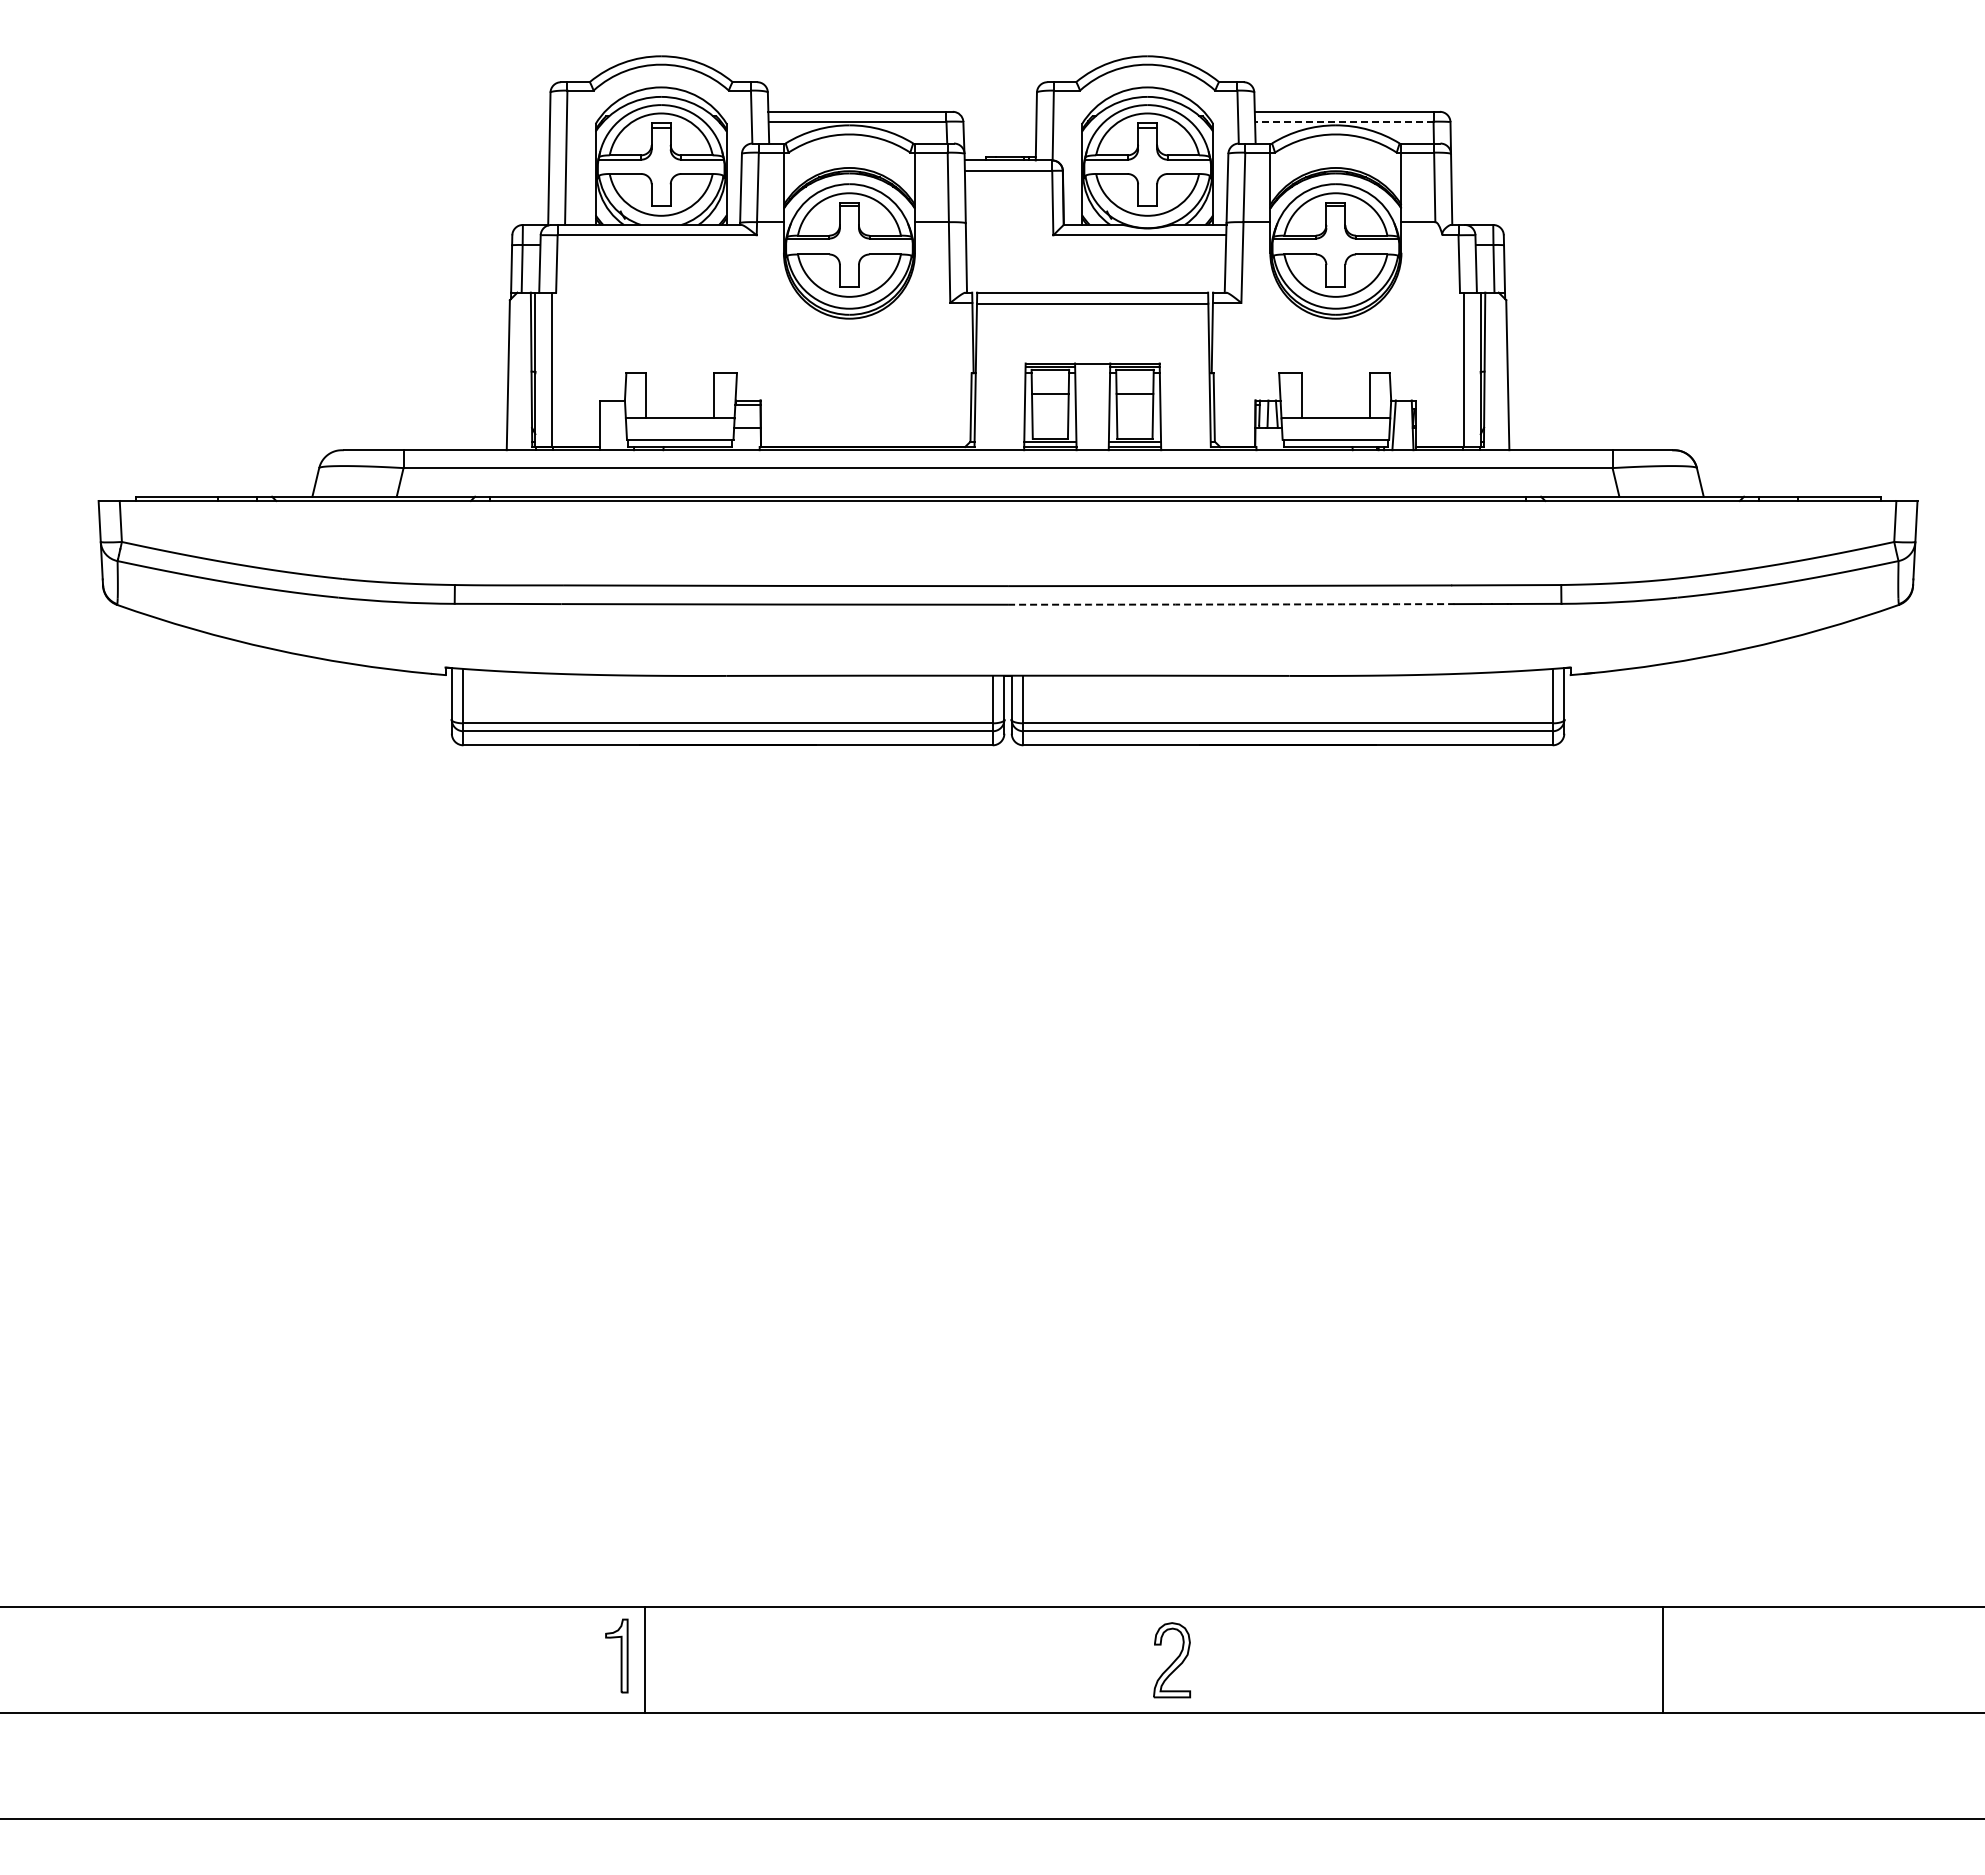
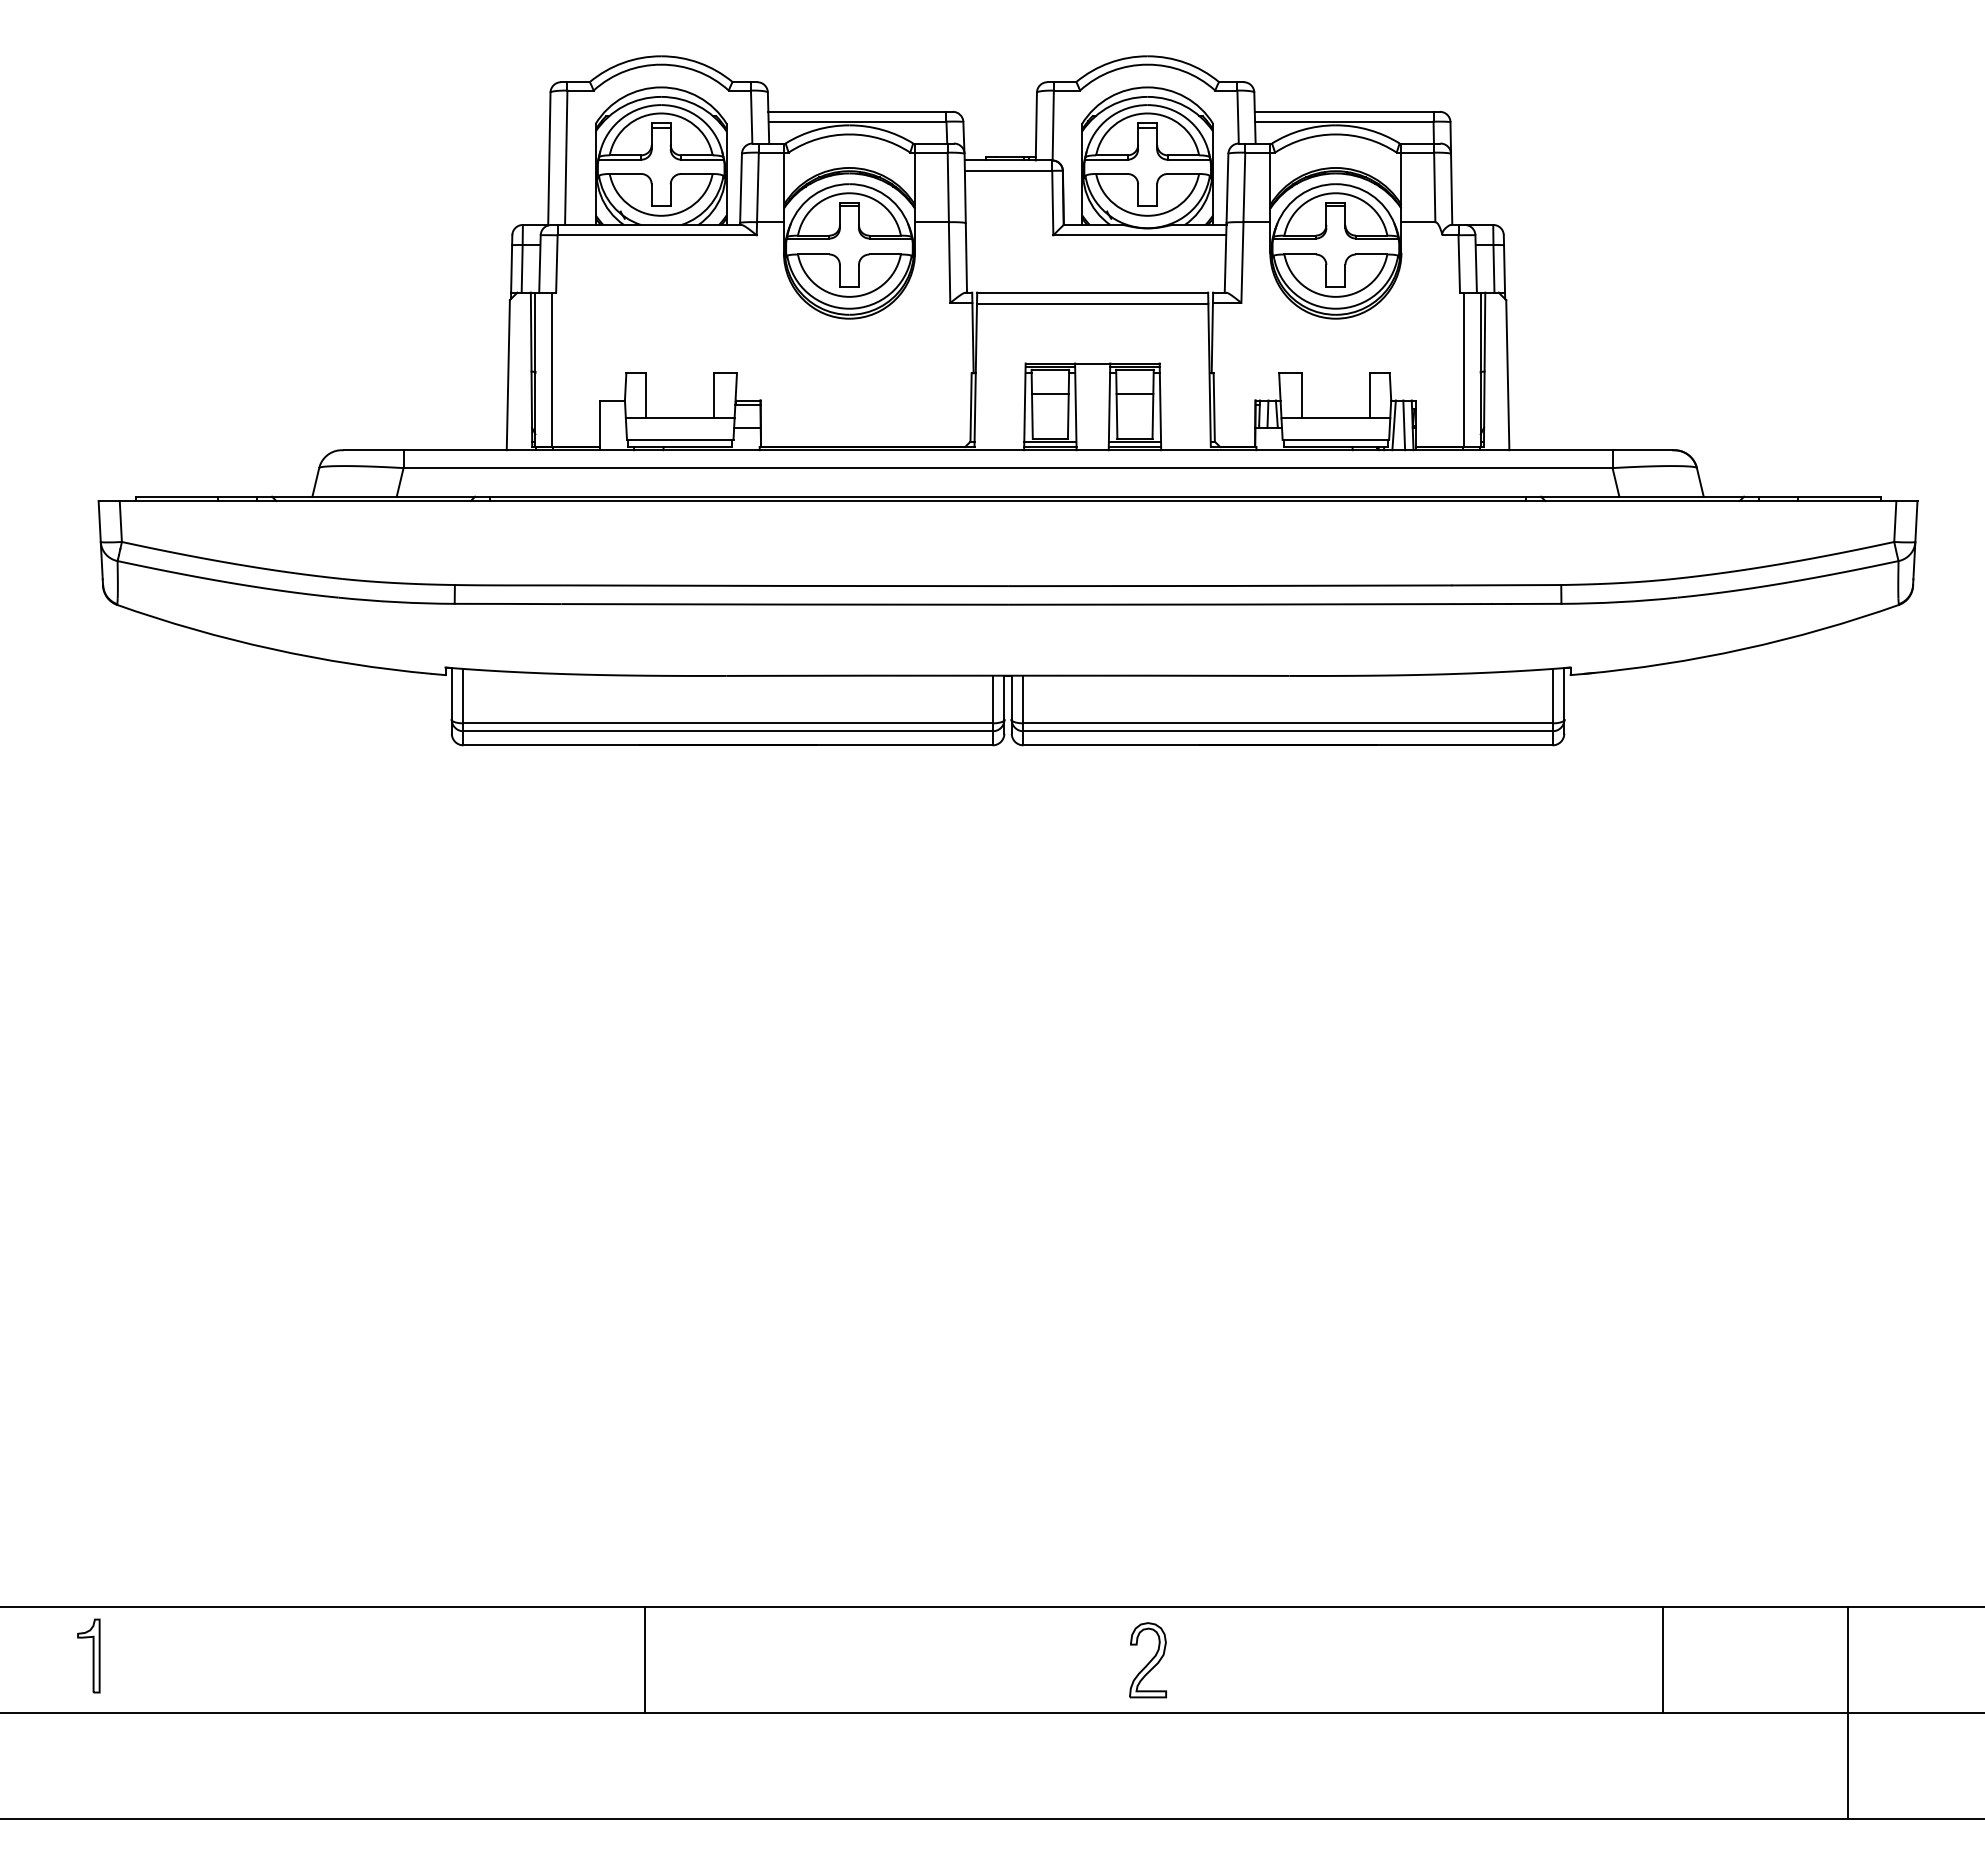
line: dashed -> solid (1343, 121)
line: none -> present (1404, 425)
arc: dashed -> solid (1231, 604)
part position: (616, 1655) -> (88, 1655) (88, 1655)
part position: (1171, 1660) -> (1147, 1660) (1147, 1660)
line: none -> present (1848, 1712)
